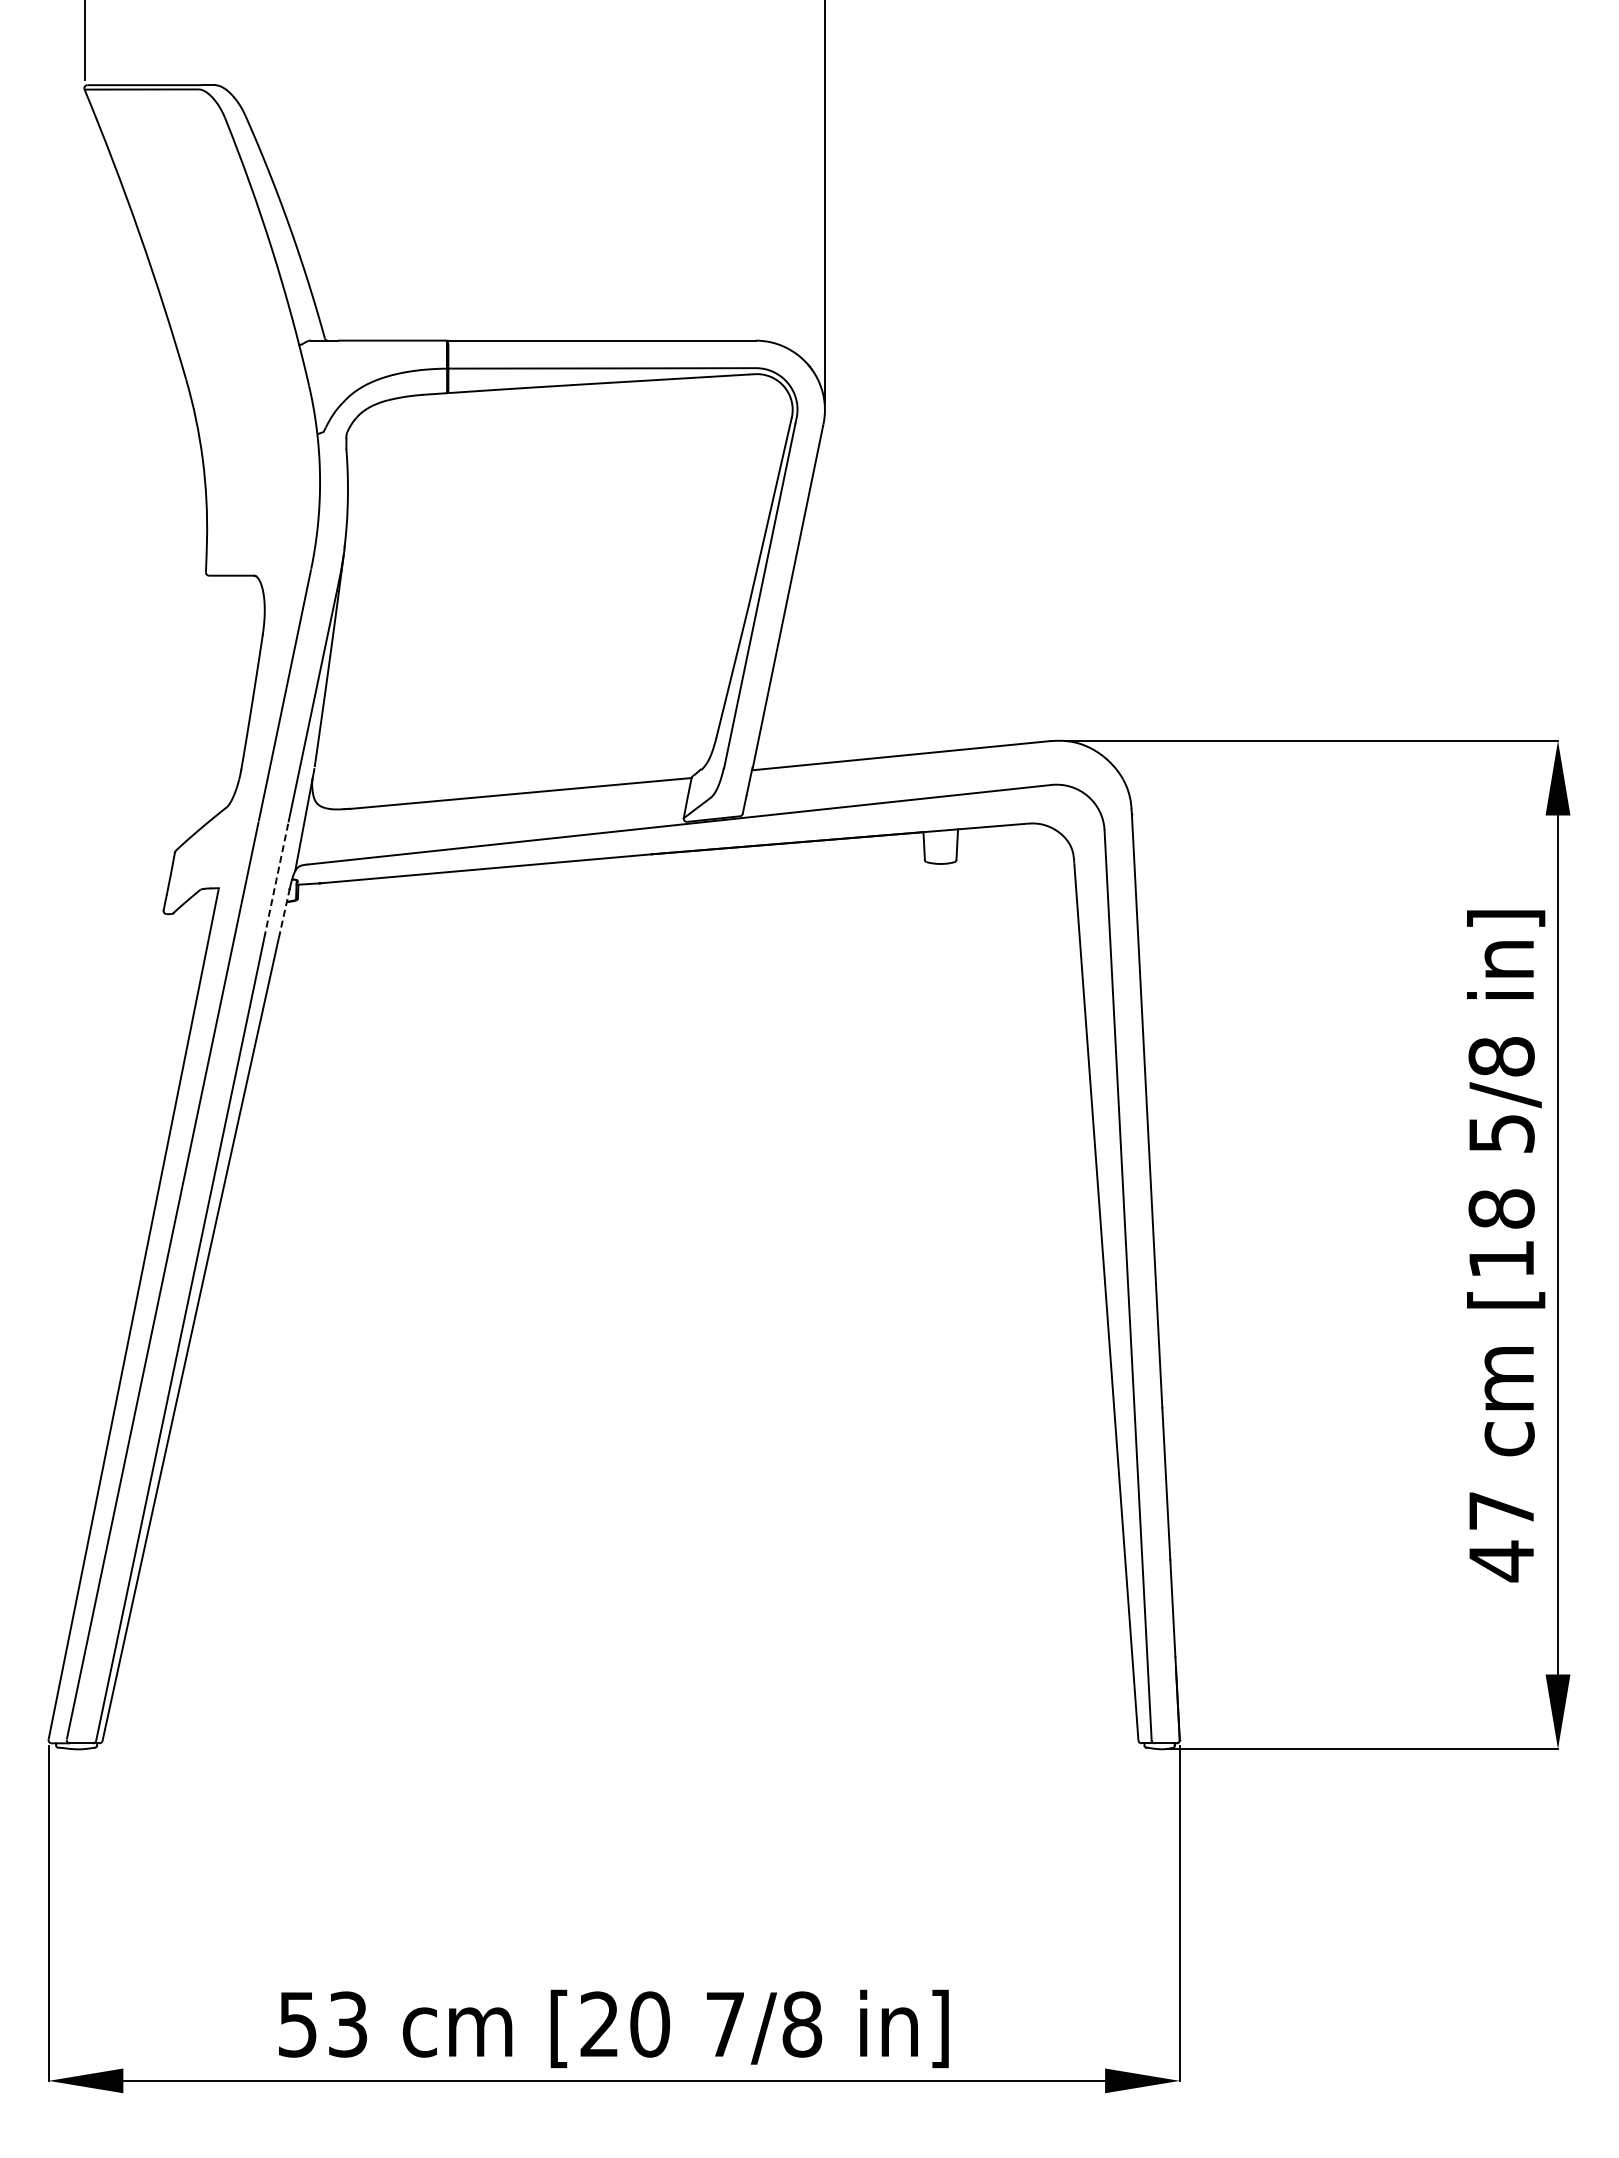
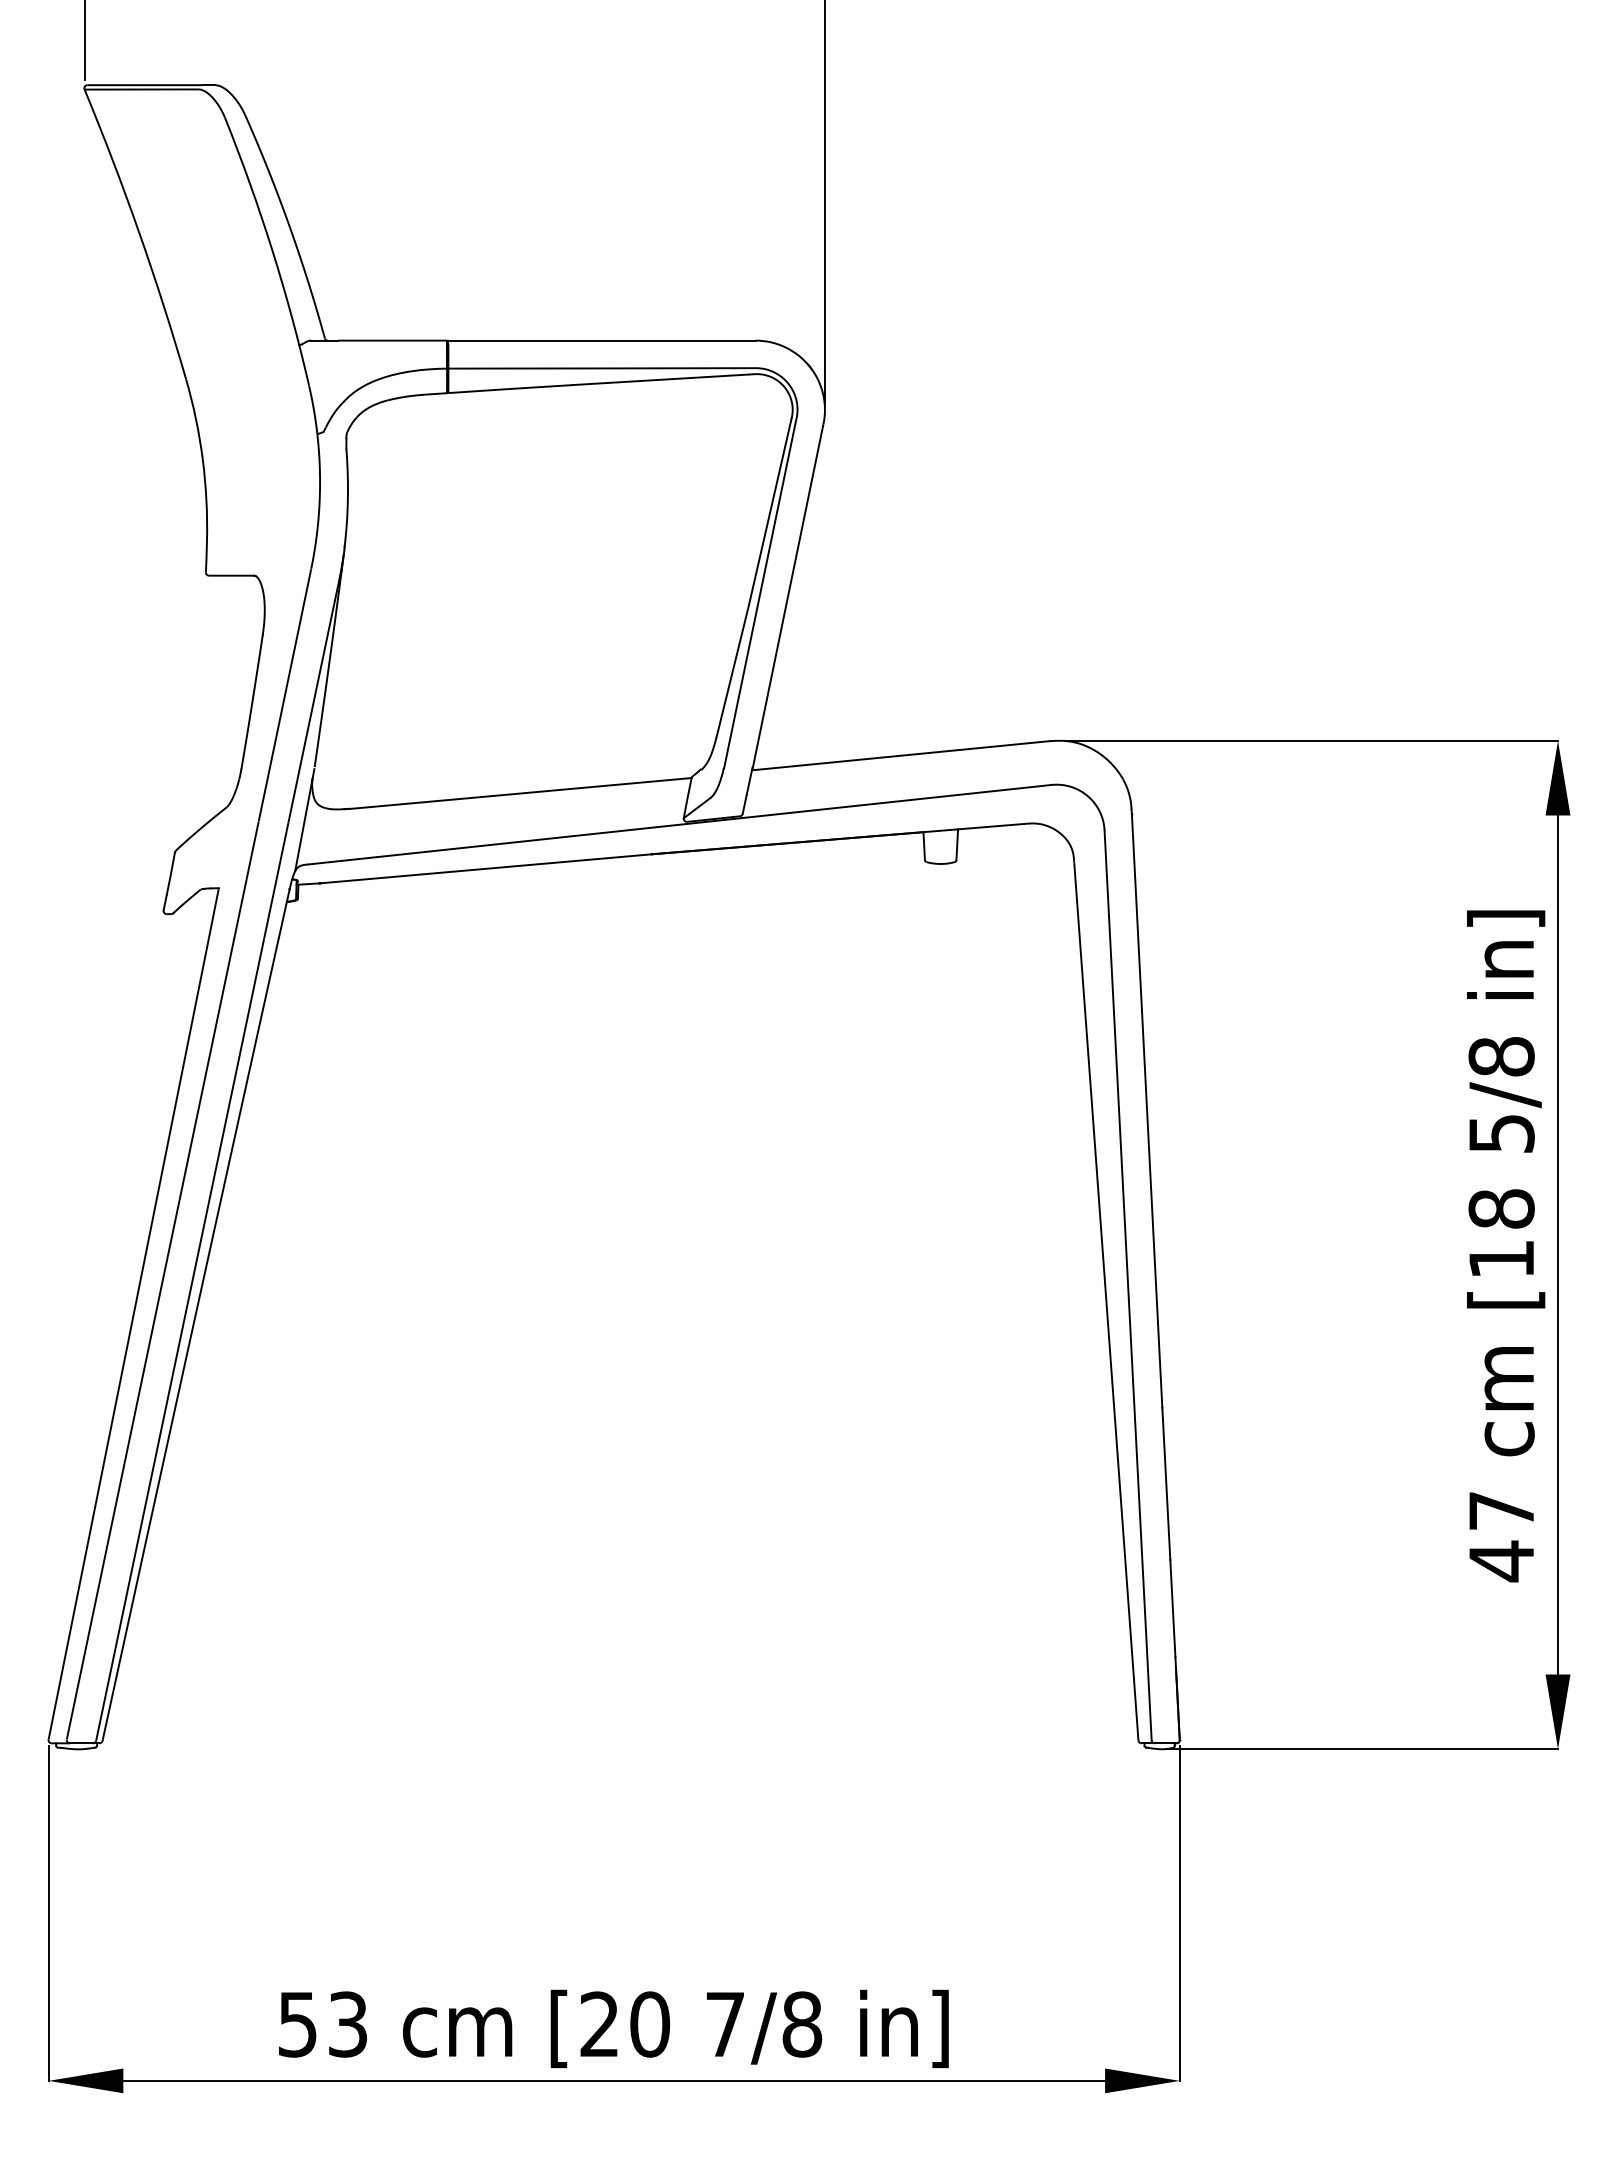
line: dashed -> solid (276, 880)
line: dashed -> solid (284, 913)
